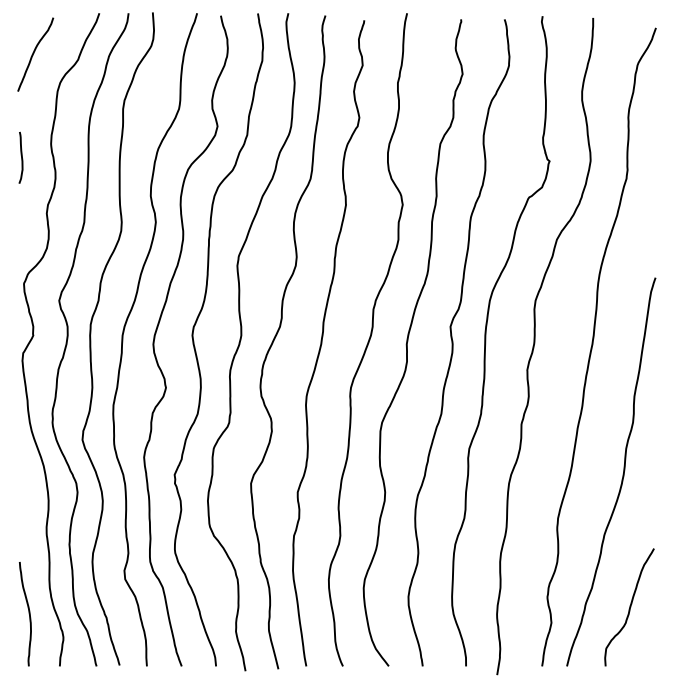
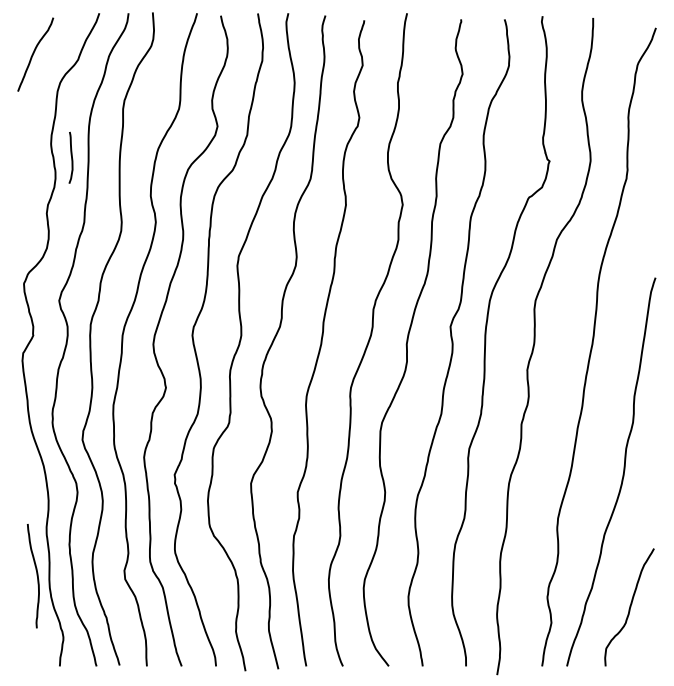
curve position: (21, 157) -> (71, 157) (71, 157)
curve position: (28, 613) -> (36, 575) (36, 575)
